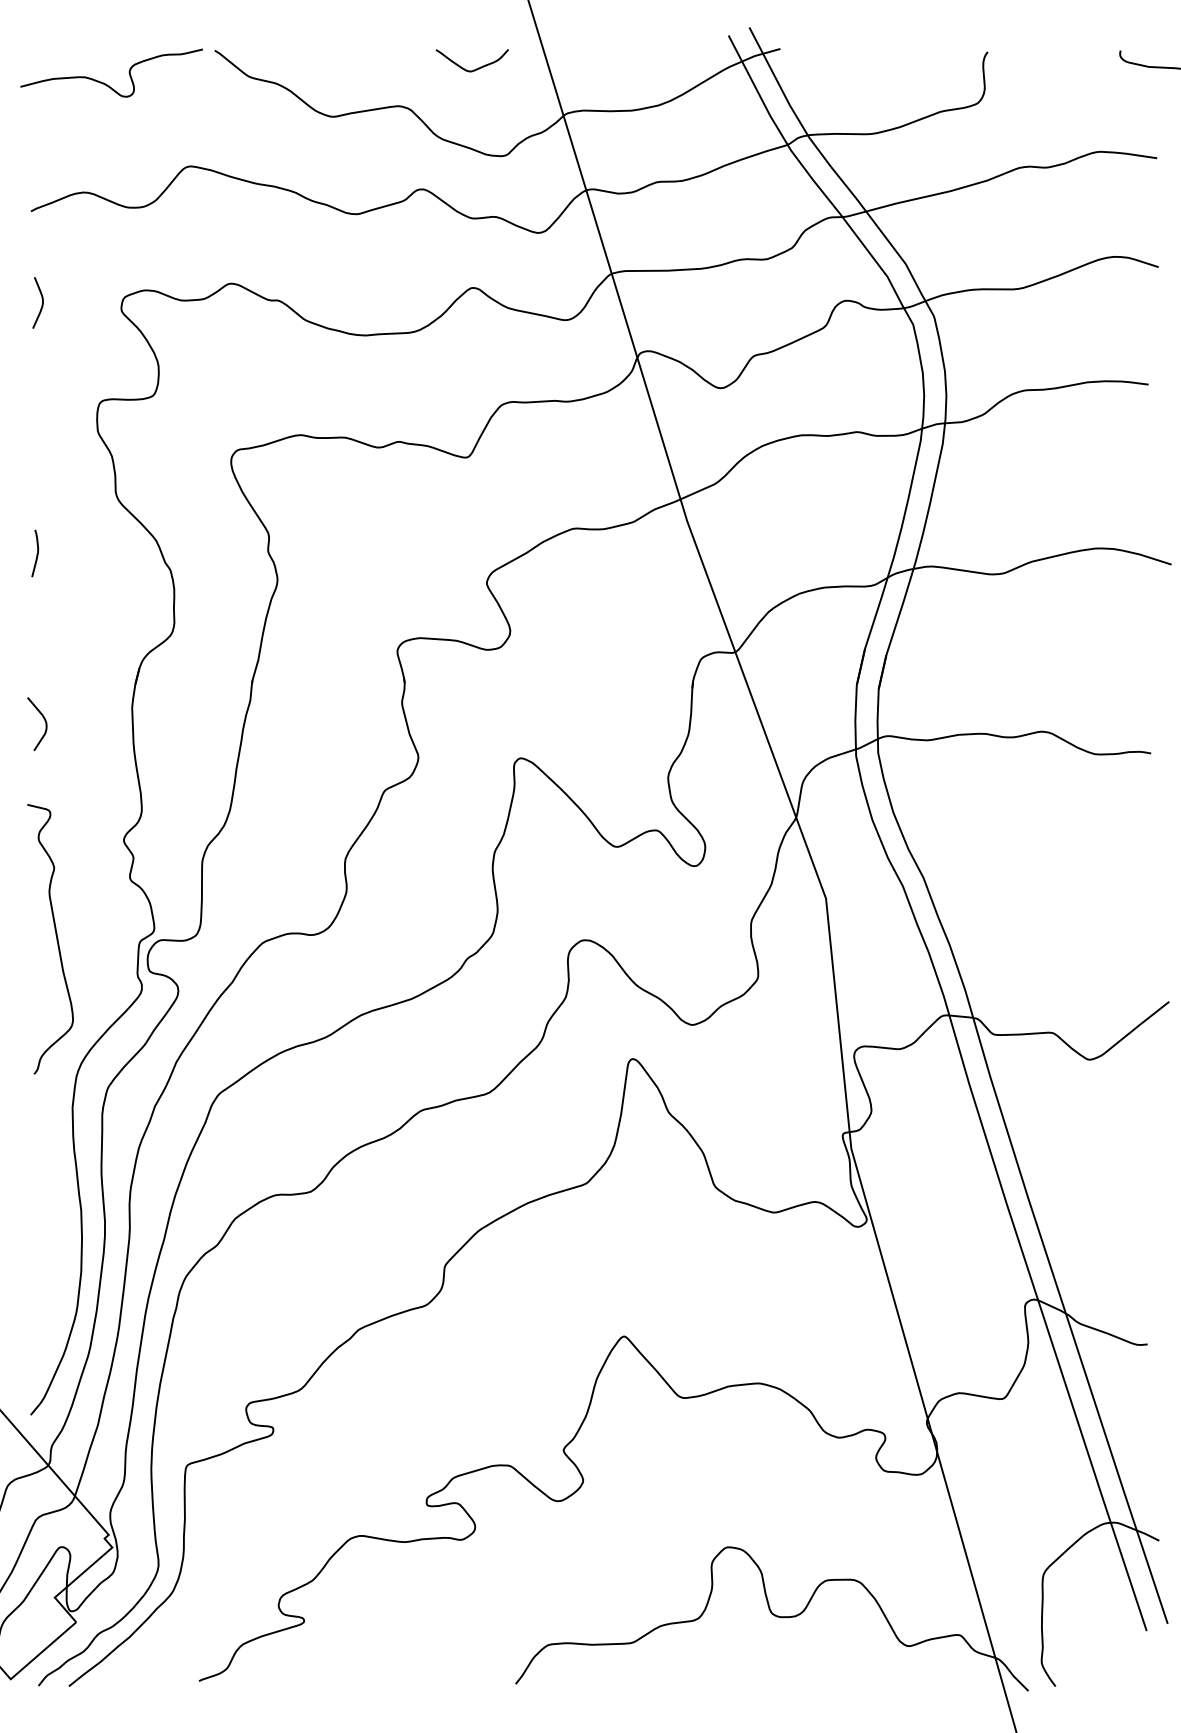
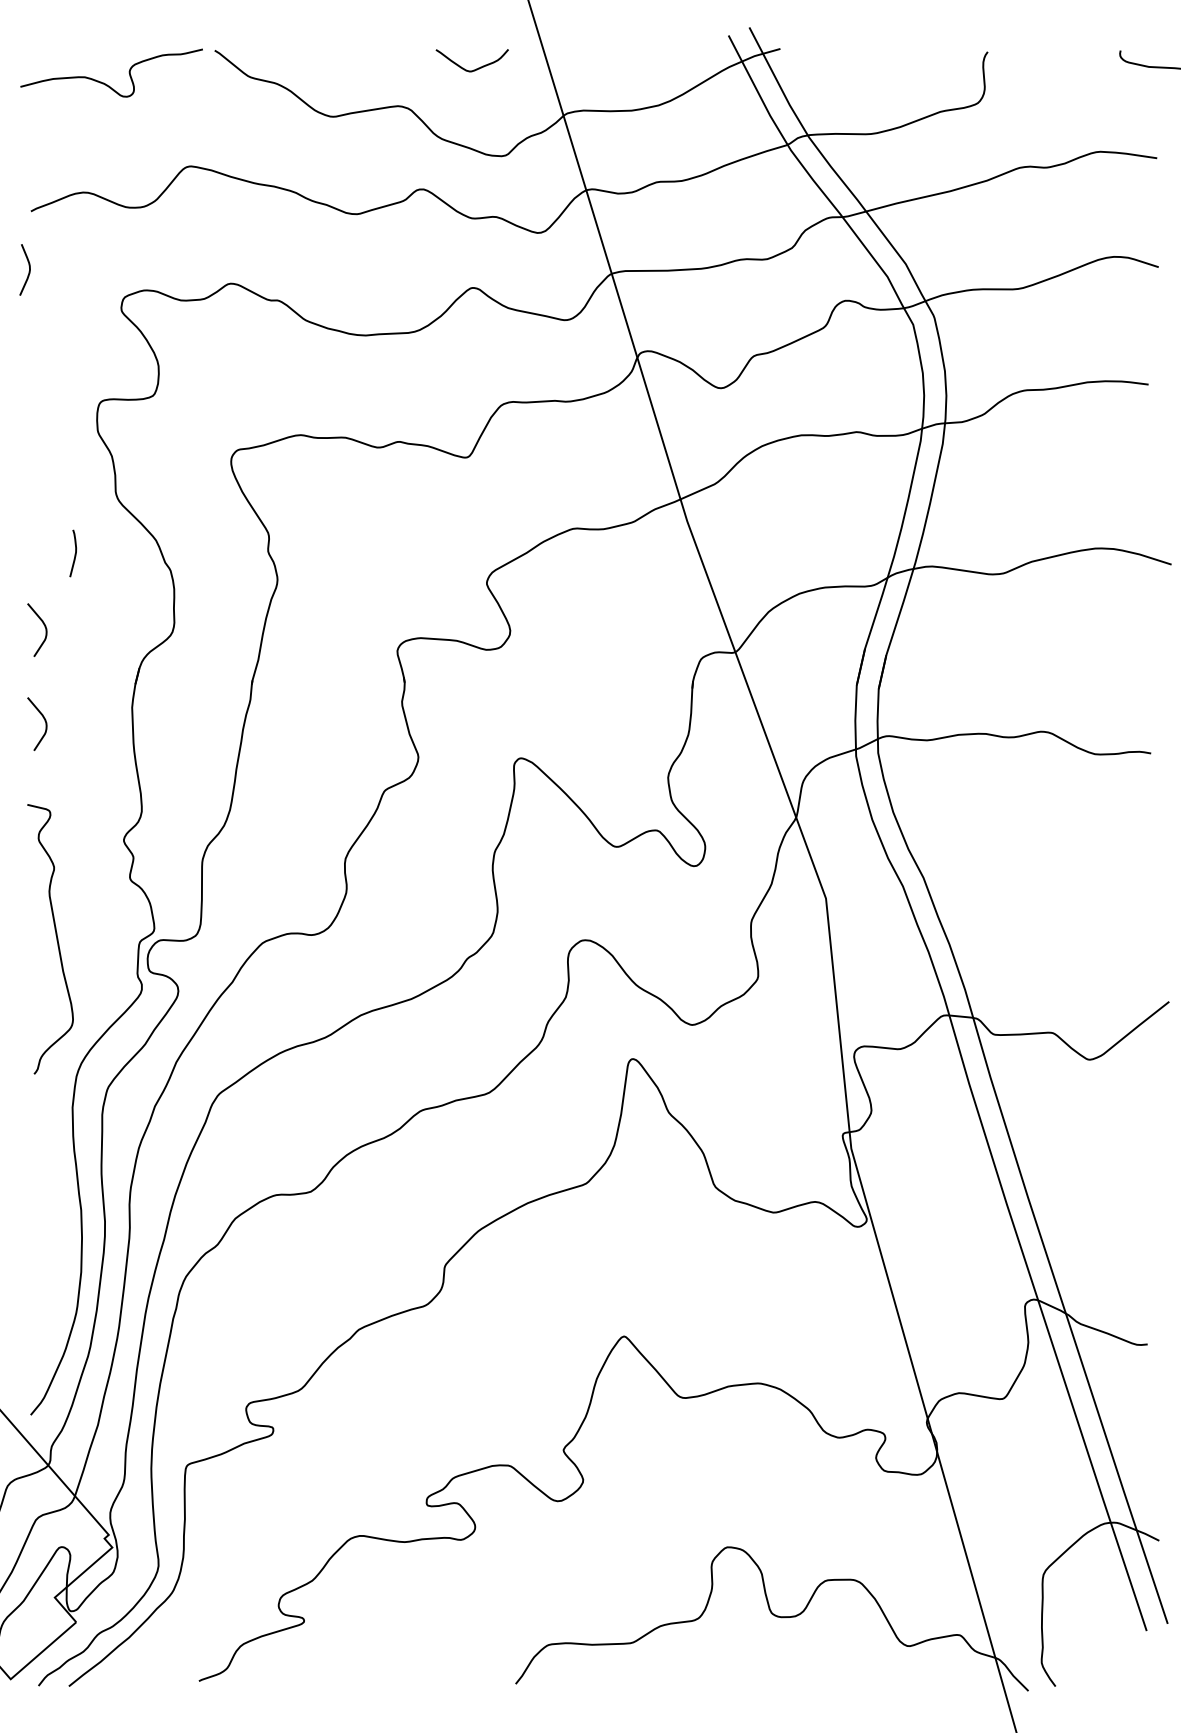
curve position: (41, 304) -> (28, 271) (28, 271)
curve position: (36, 553) -> (74, 553) (74, 553)
curve: none -> present (44, 627)
